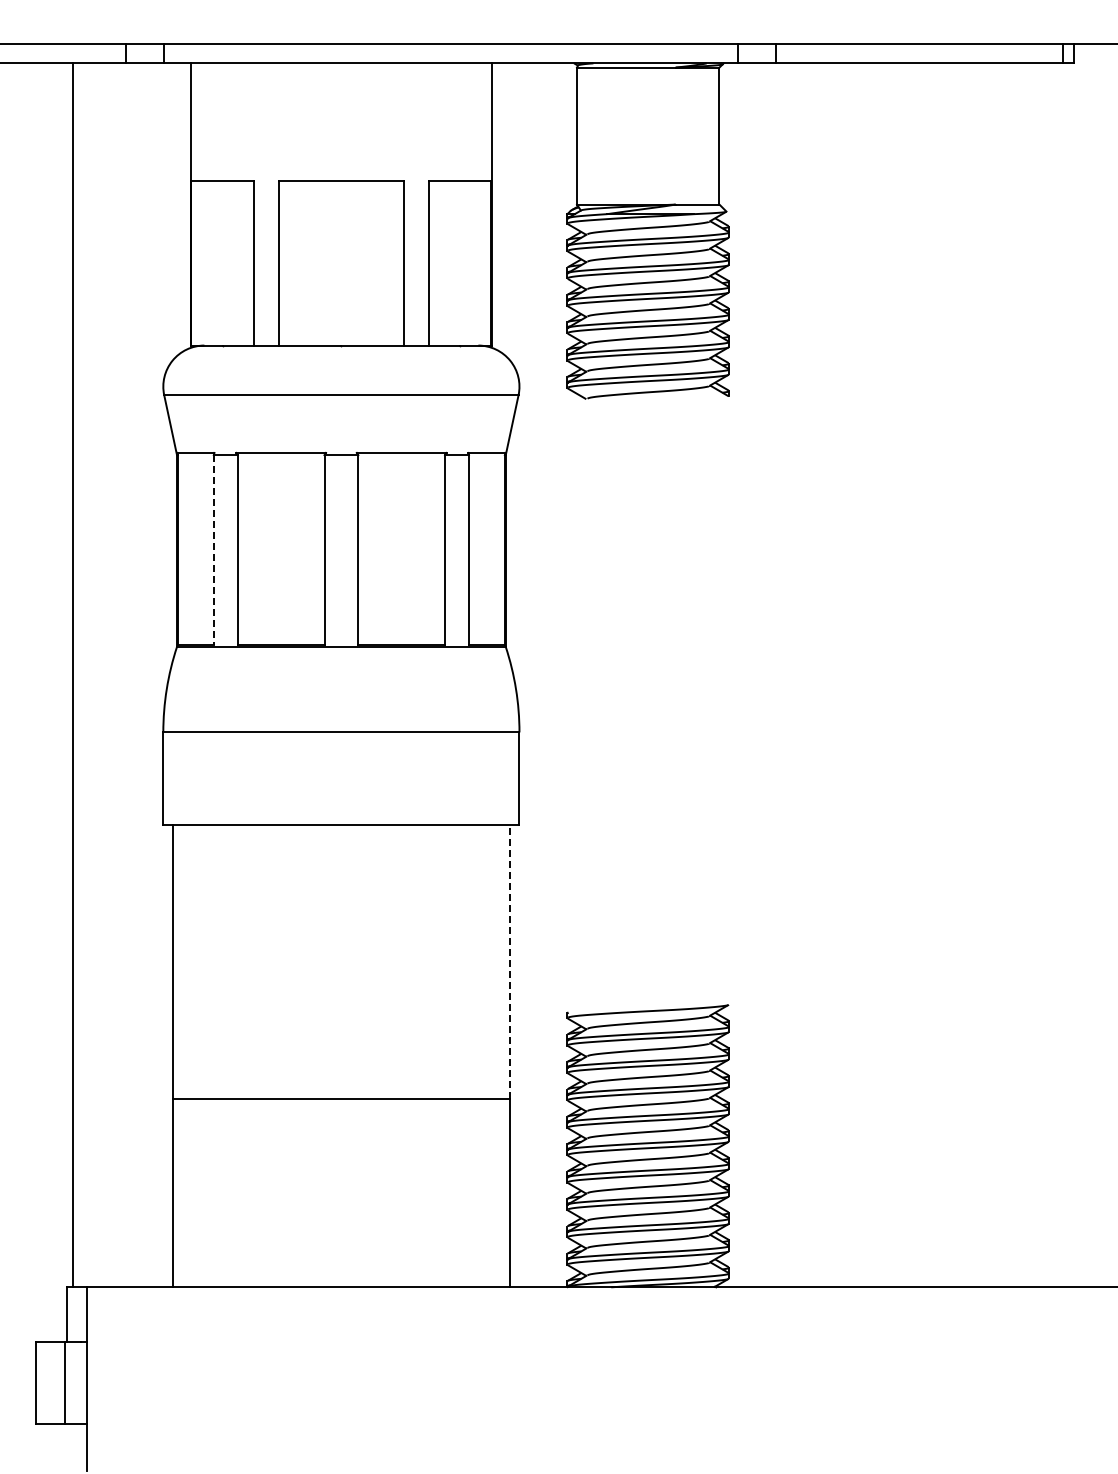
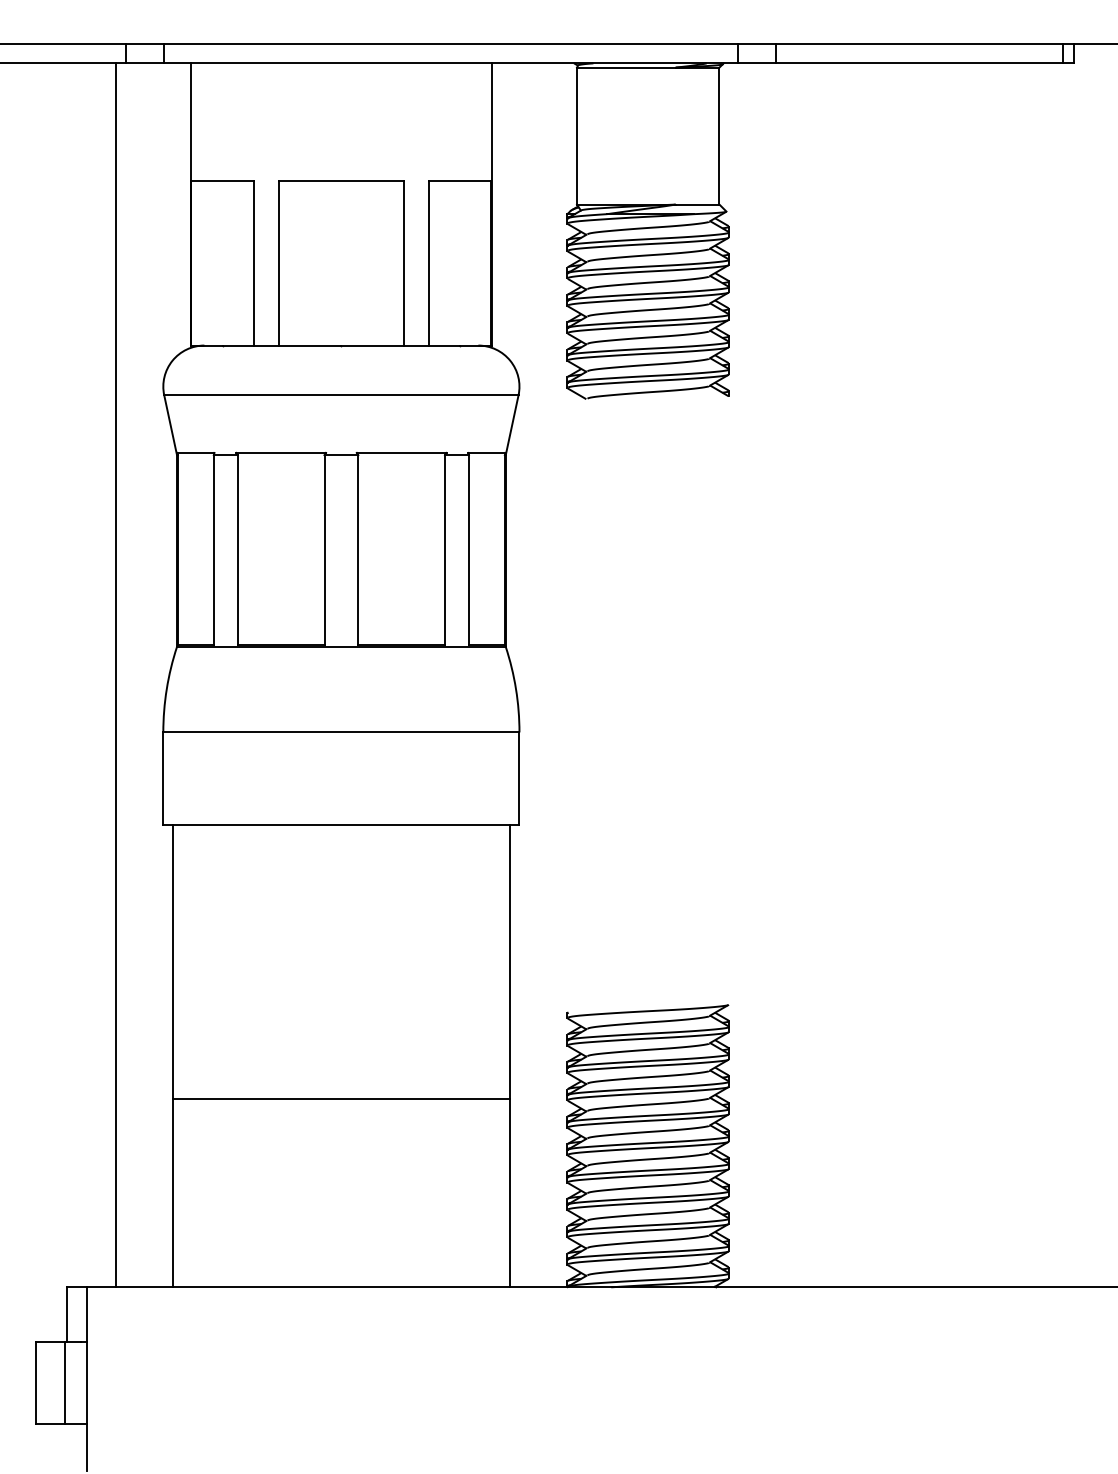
line: dashed -> solid (213, 549)
line position: (73, 675) -> (116, 675) (116, 675)
line: dashed -> solid (509, 961)
